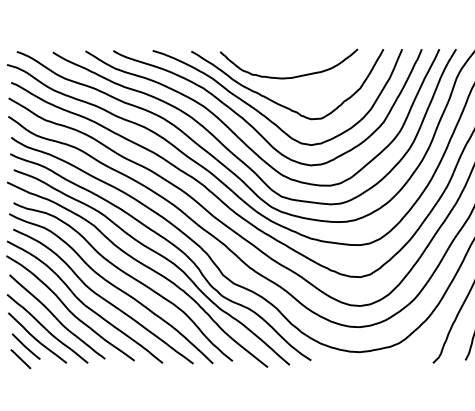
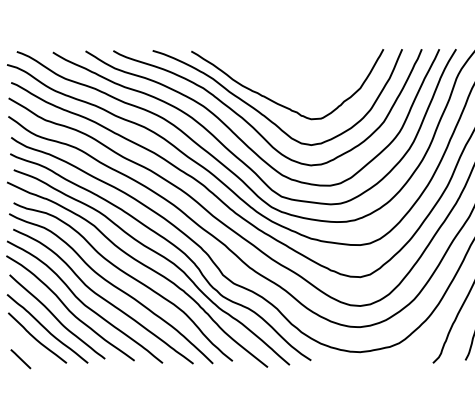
curve: present -> none (292, 76)
line: present -> none (25, 346)
